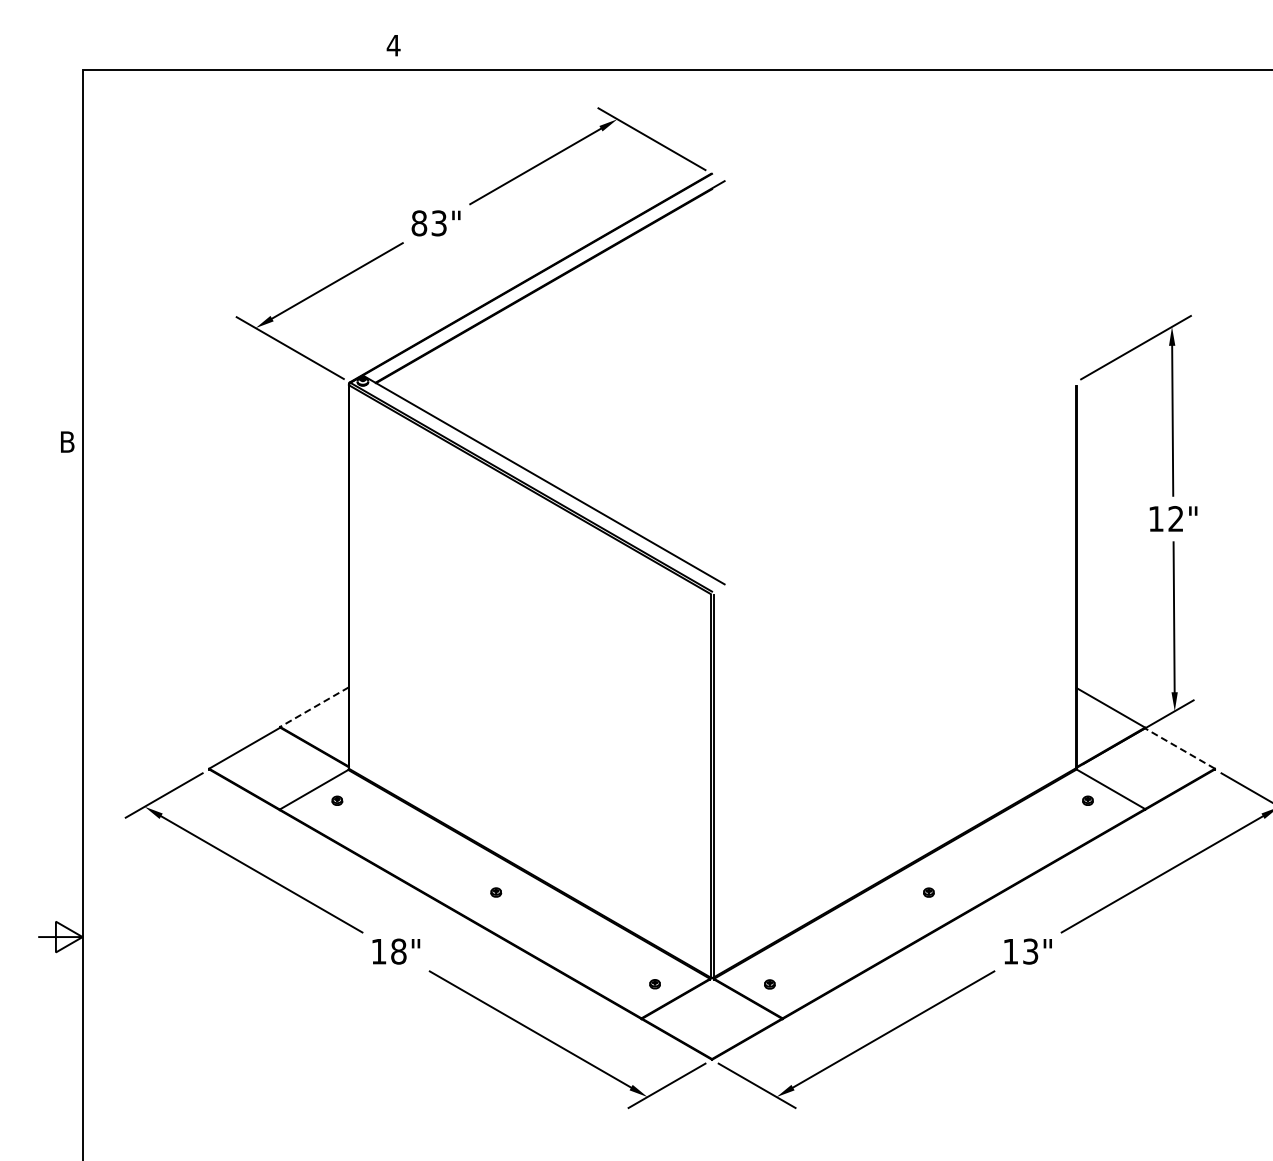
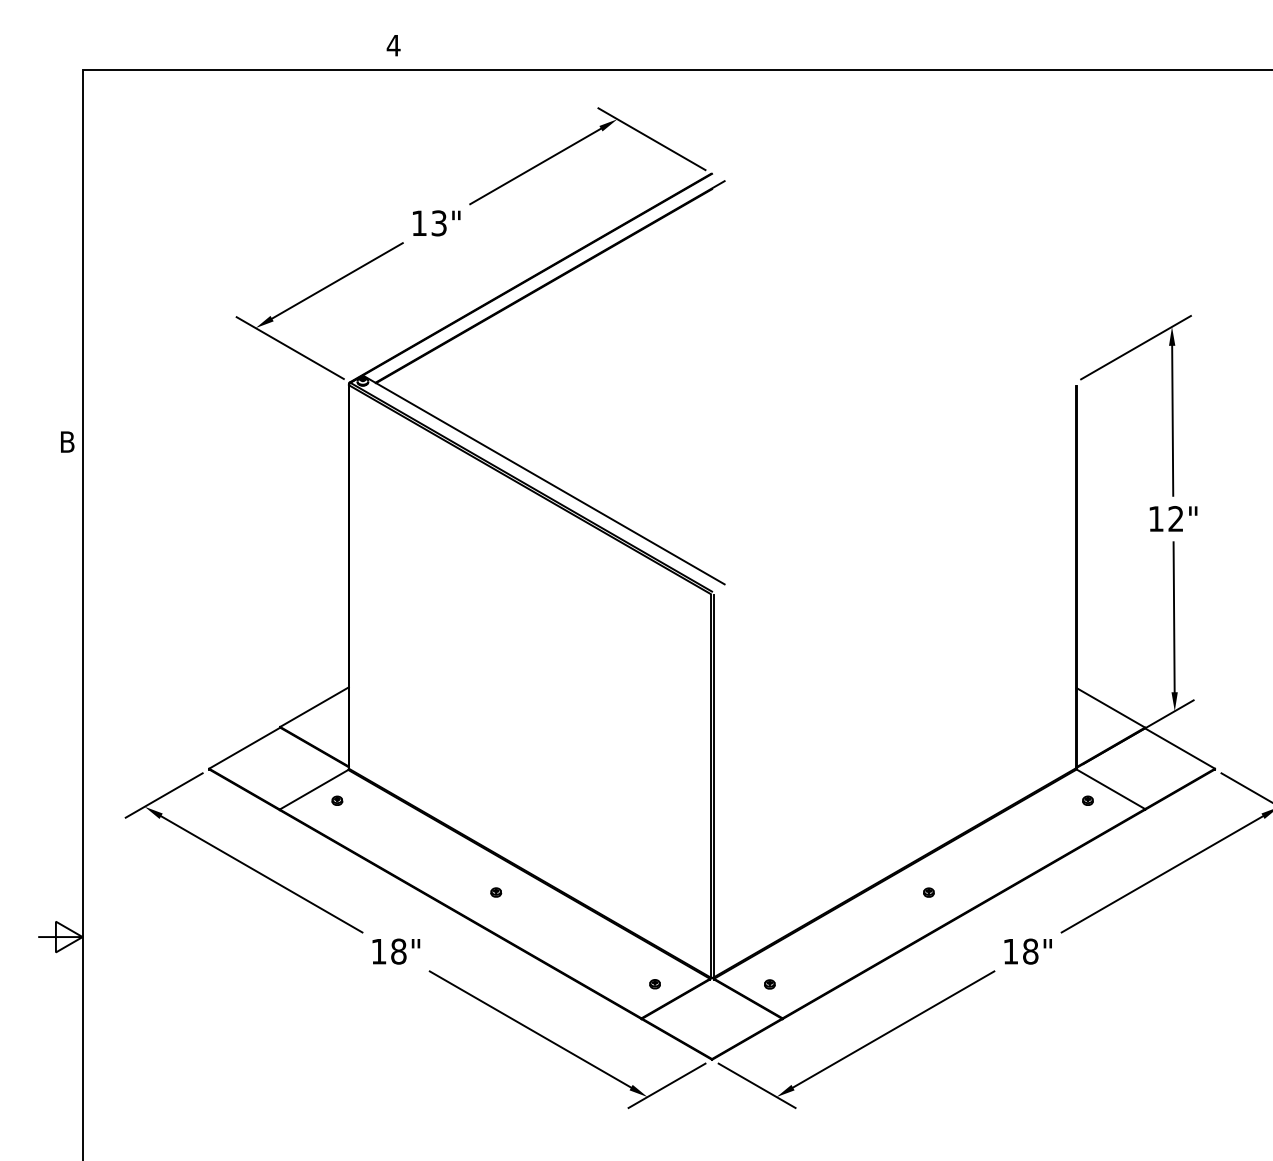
text: 83" -> 13" (419, 223)
line: dashed -> solid (314, 707)
line: dashed -> solid (1179, 748)
text: 13" -> 18" (1030, 951)
